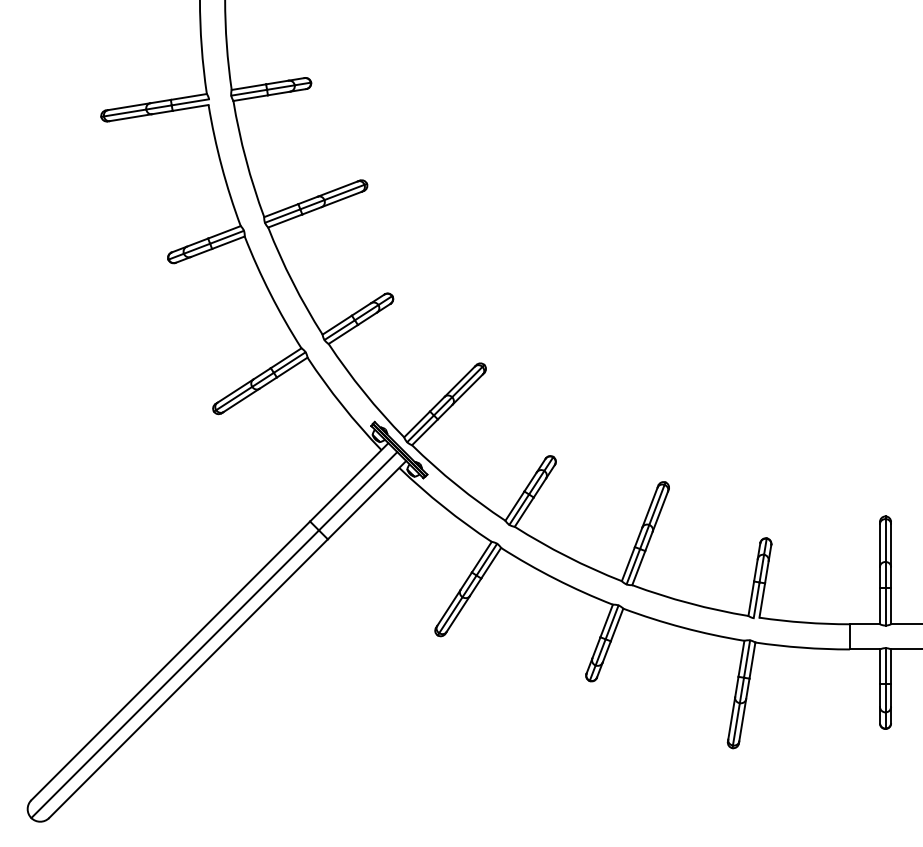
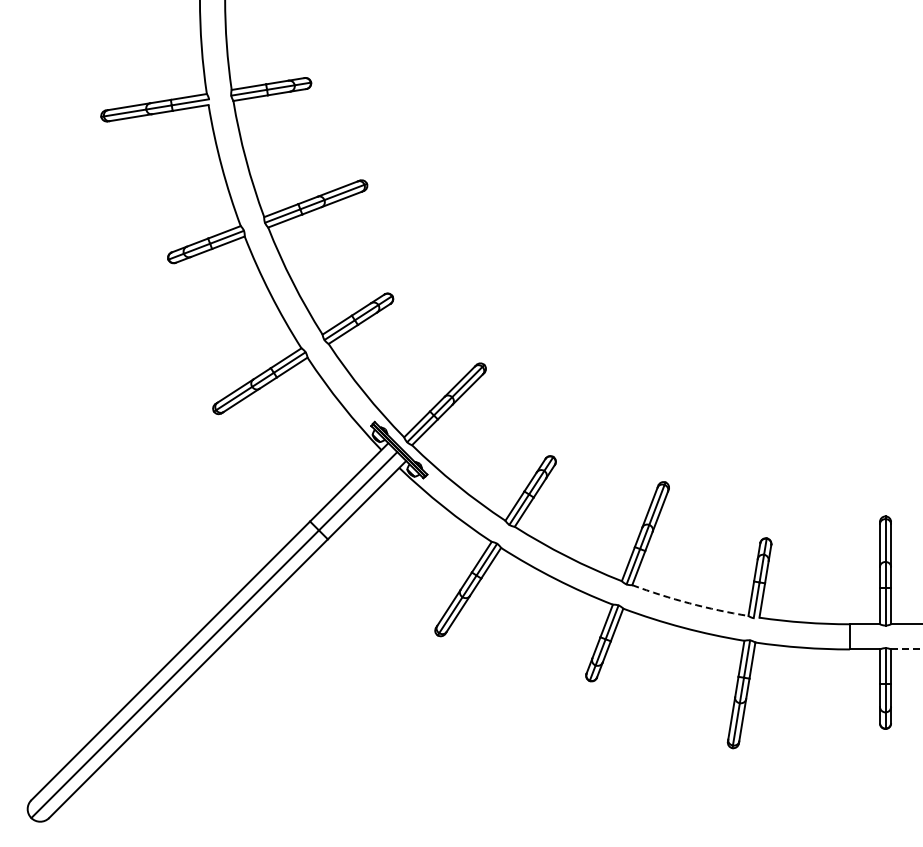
arc: solid -> dashed (689, 603)
line: solid -> dashed (906, 649)
